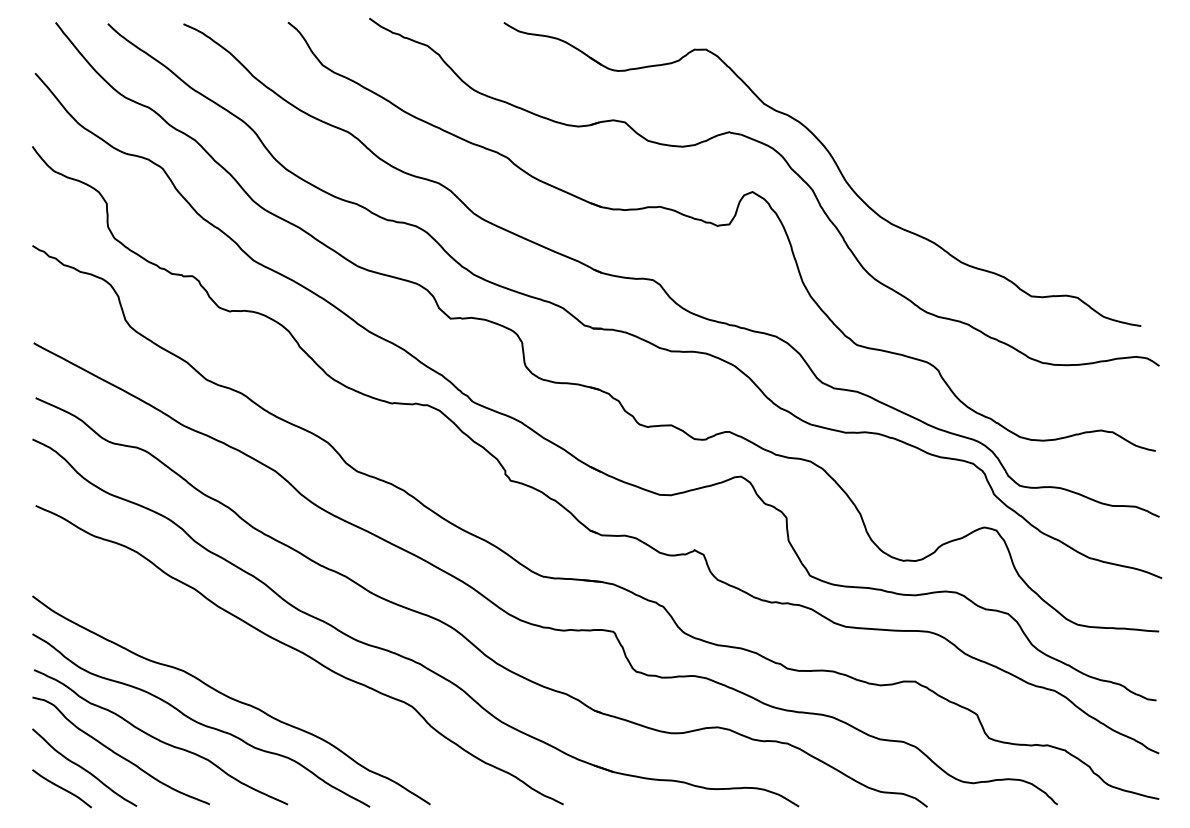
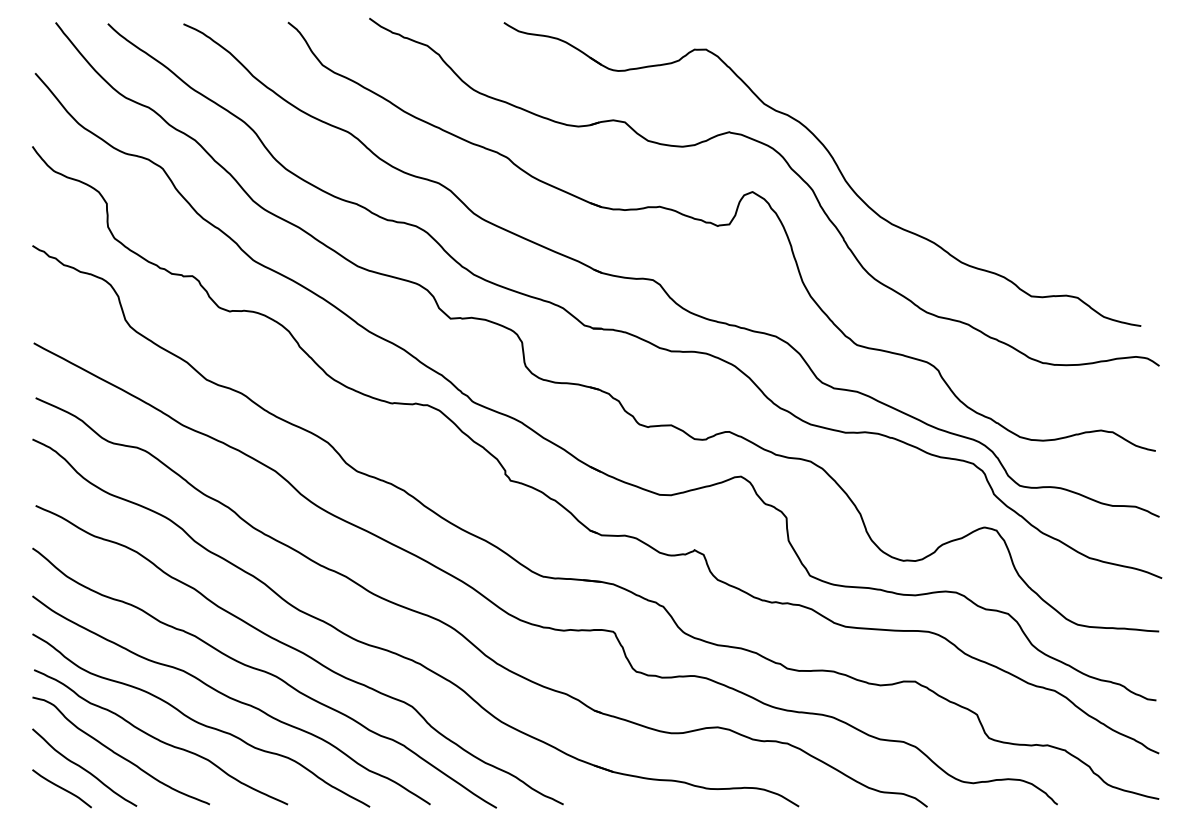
curve: none -> present (266, 673)
